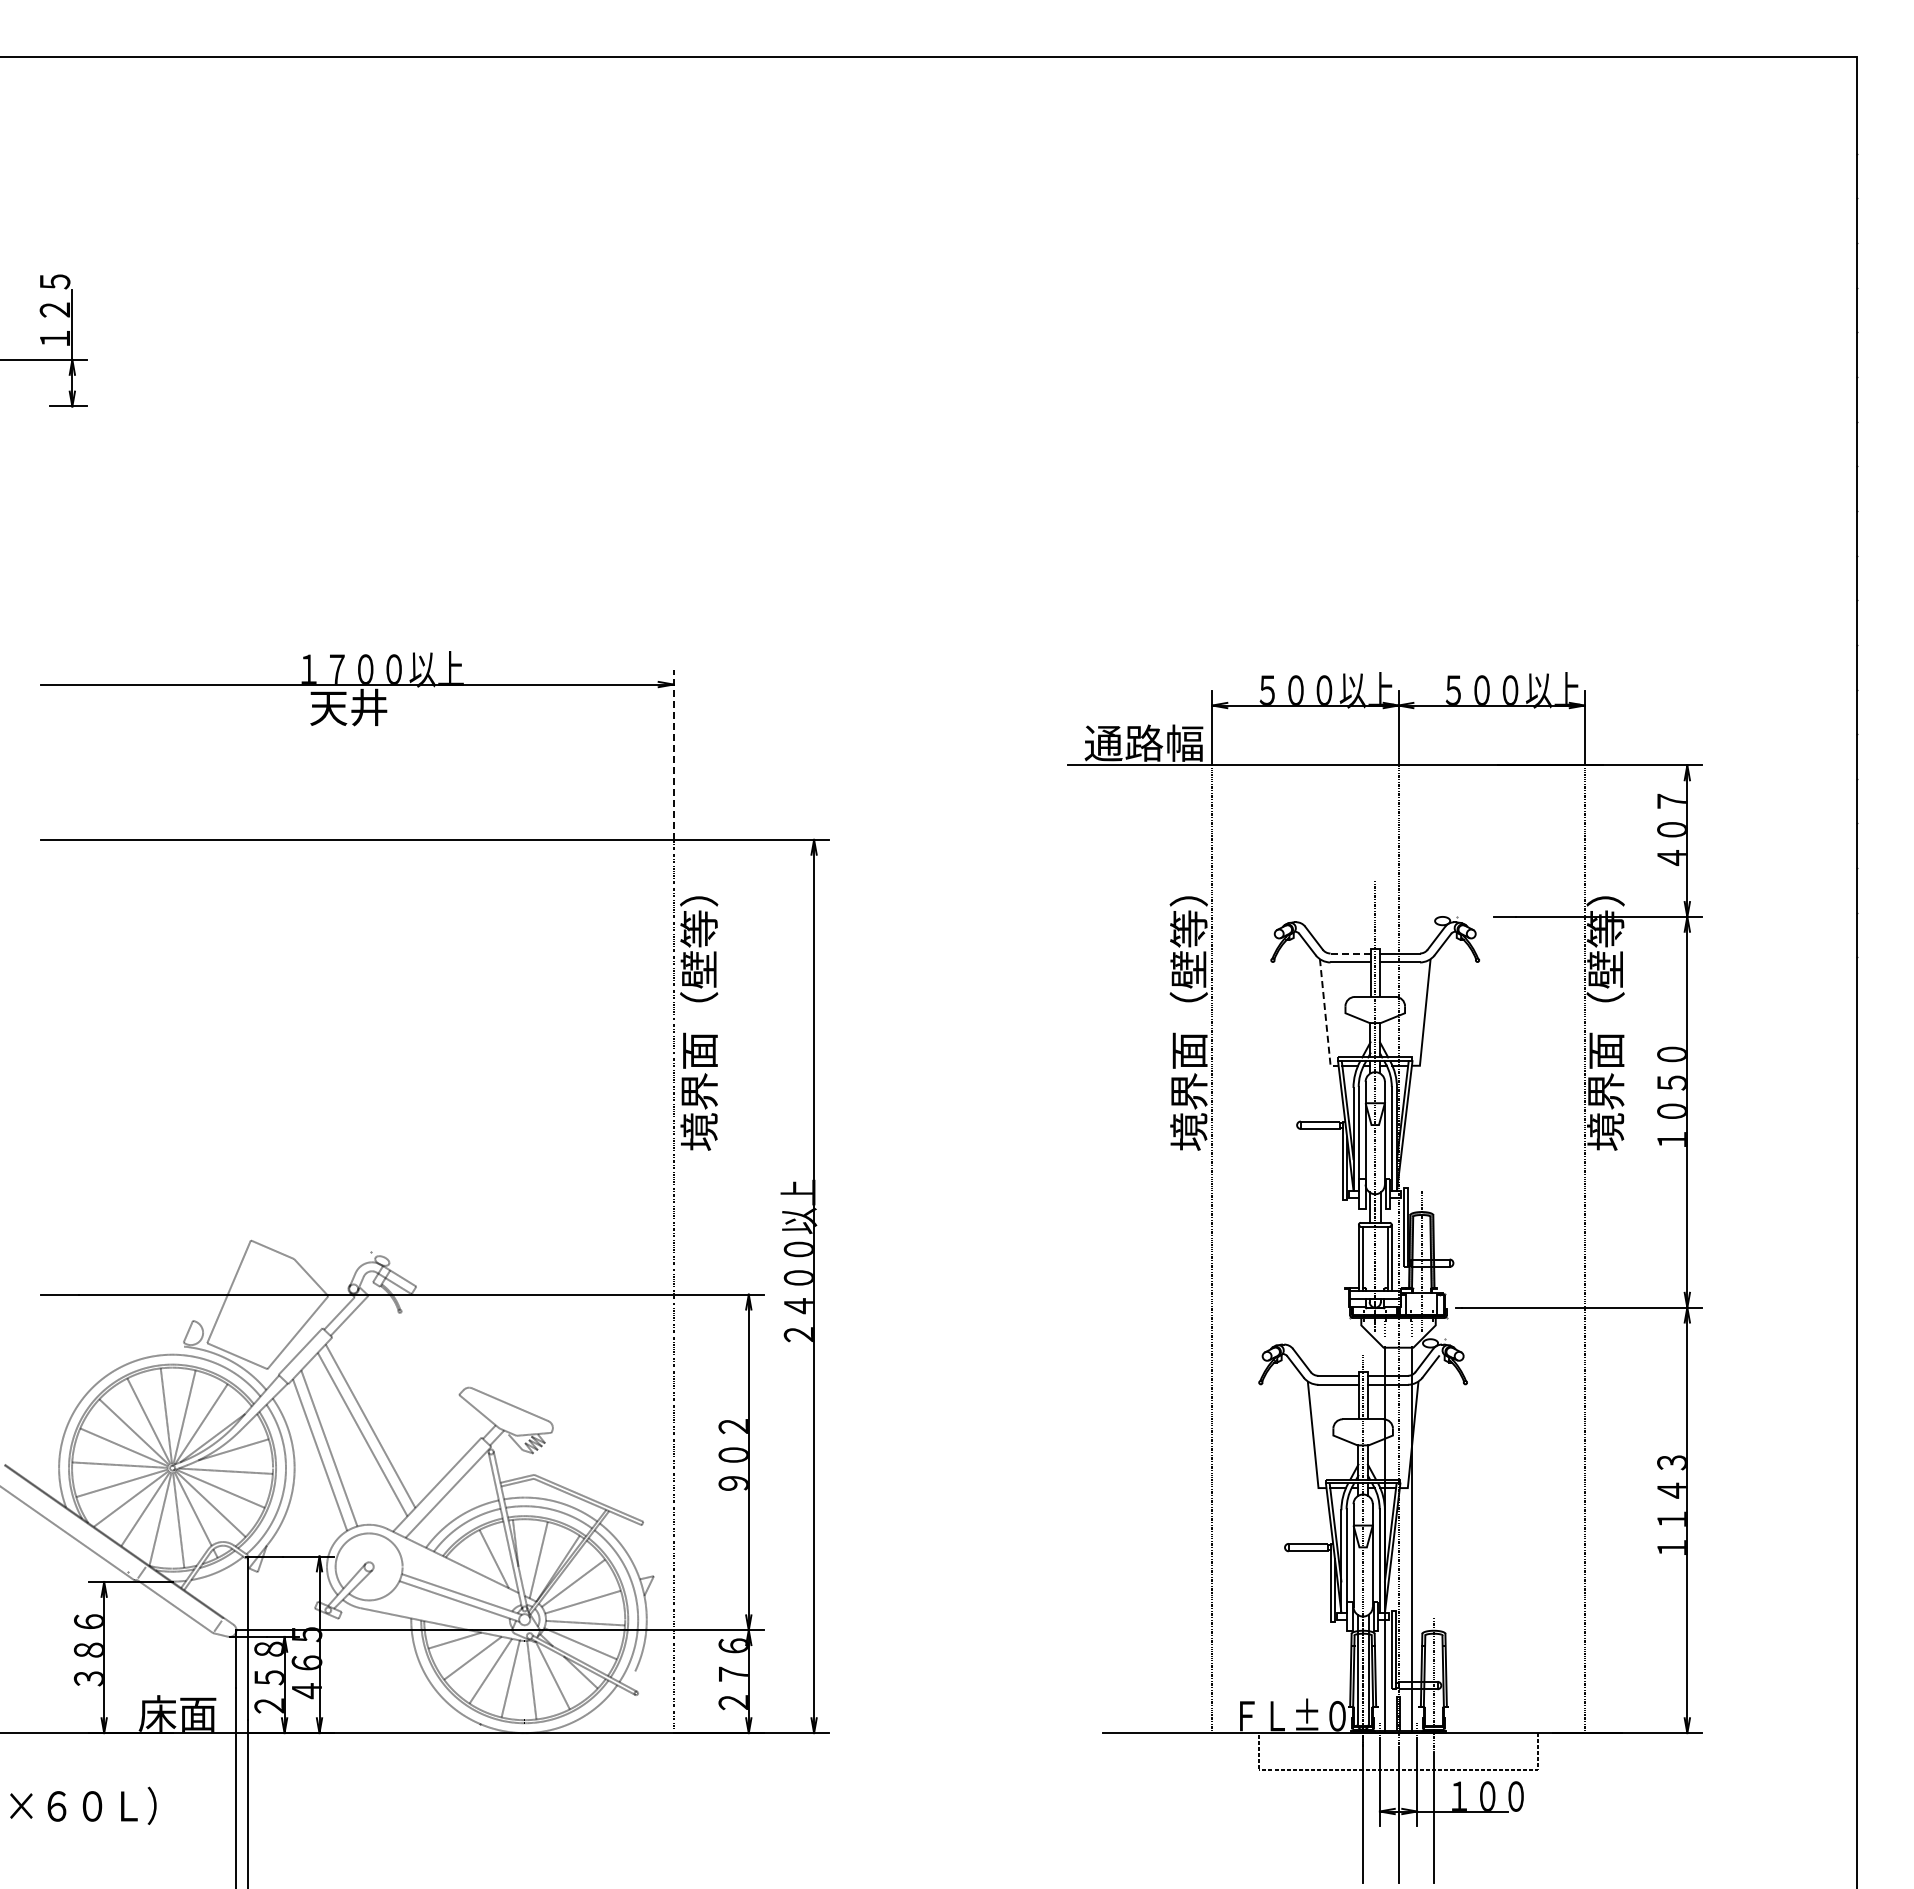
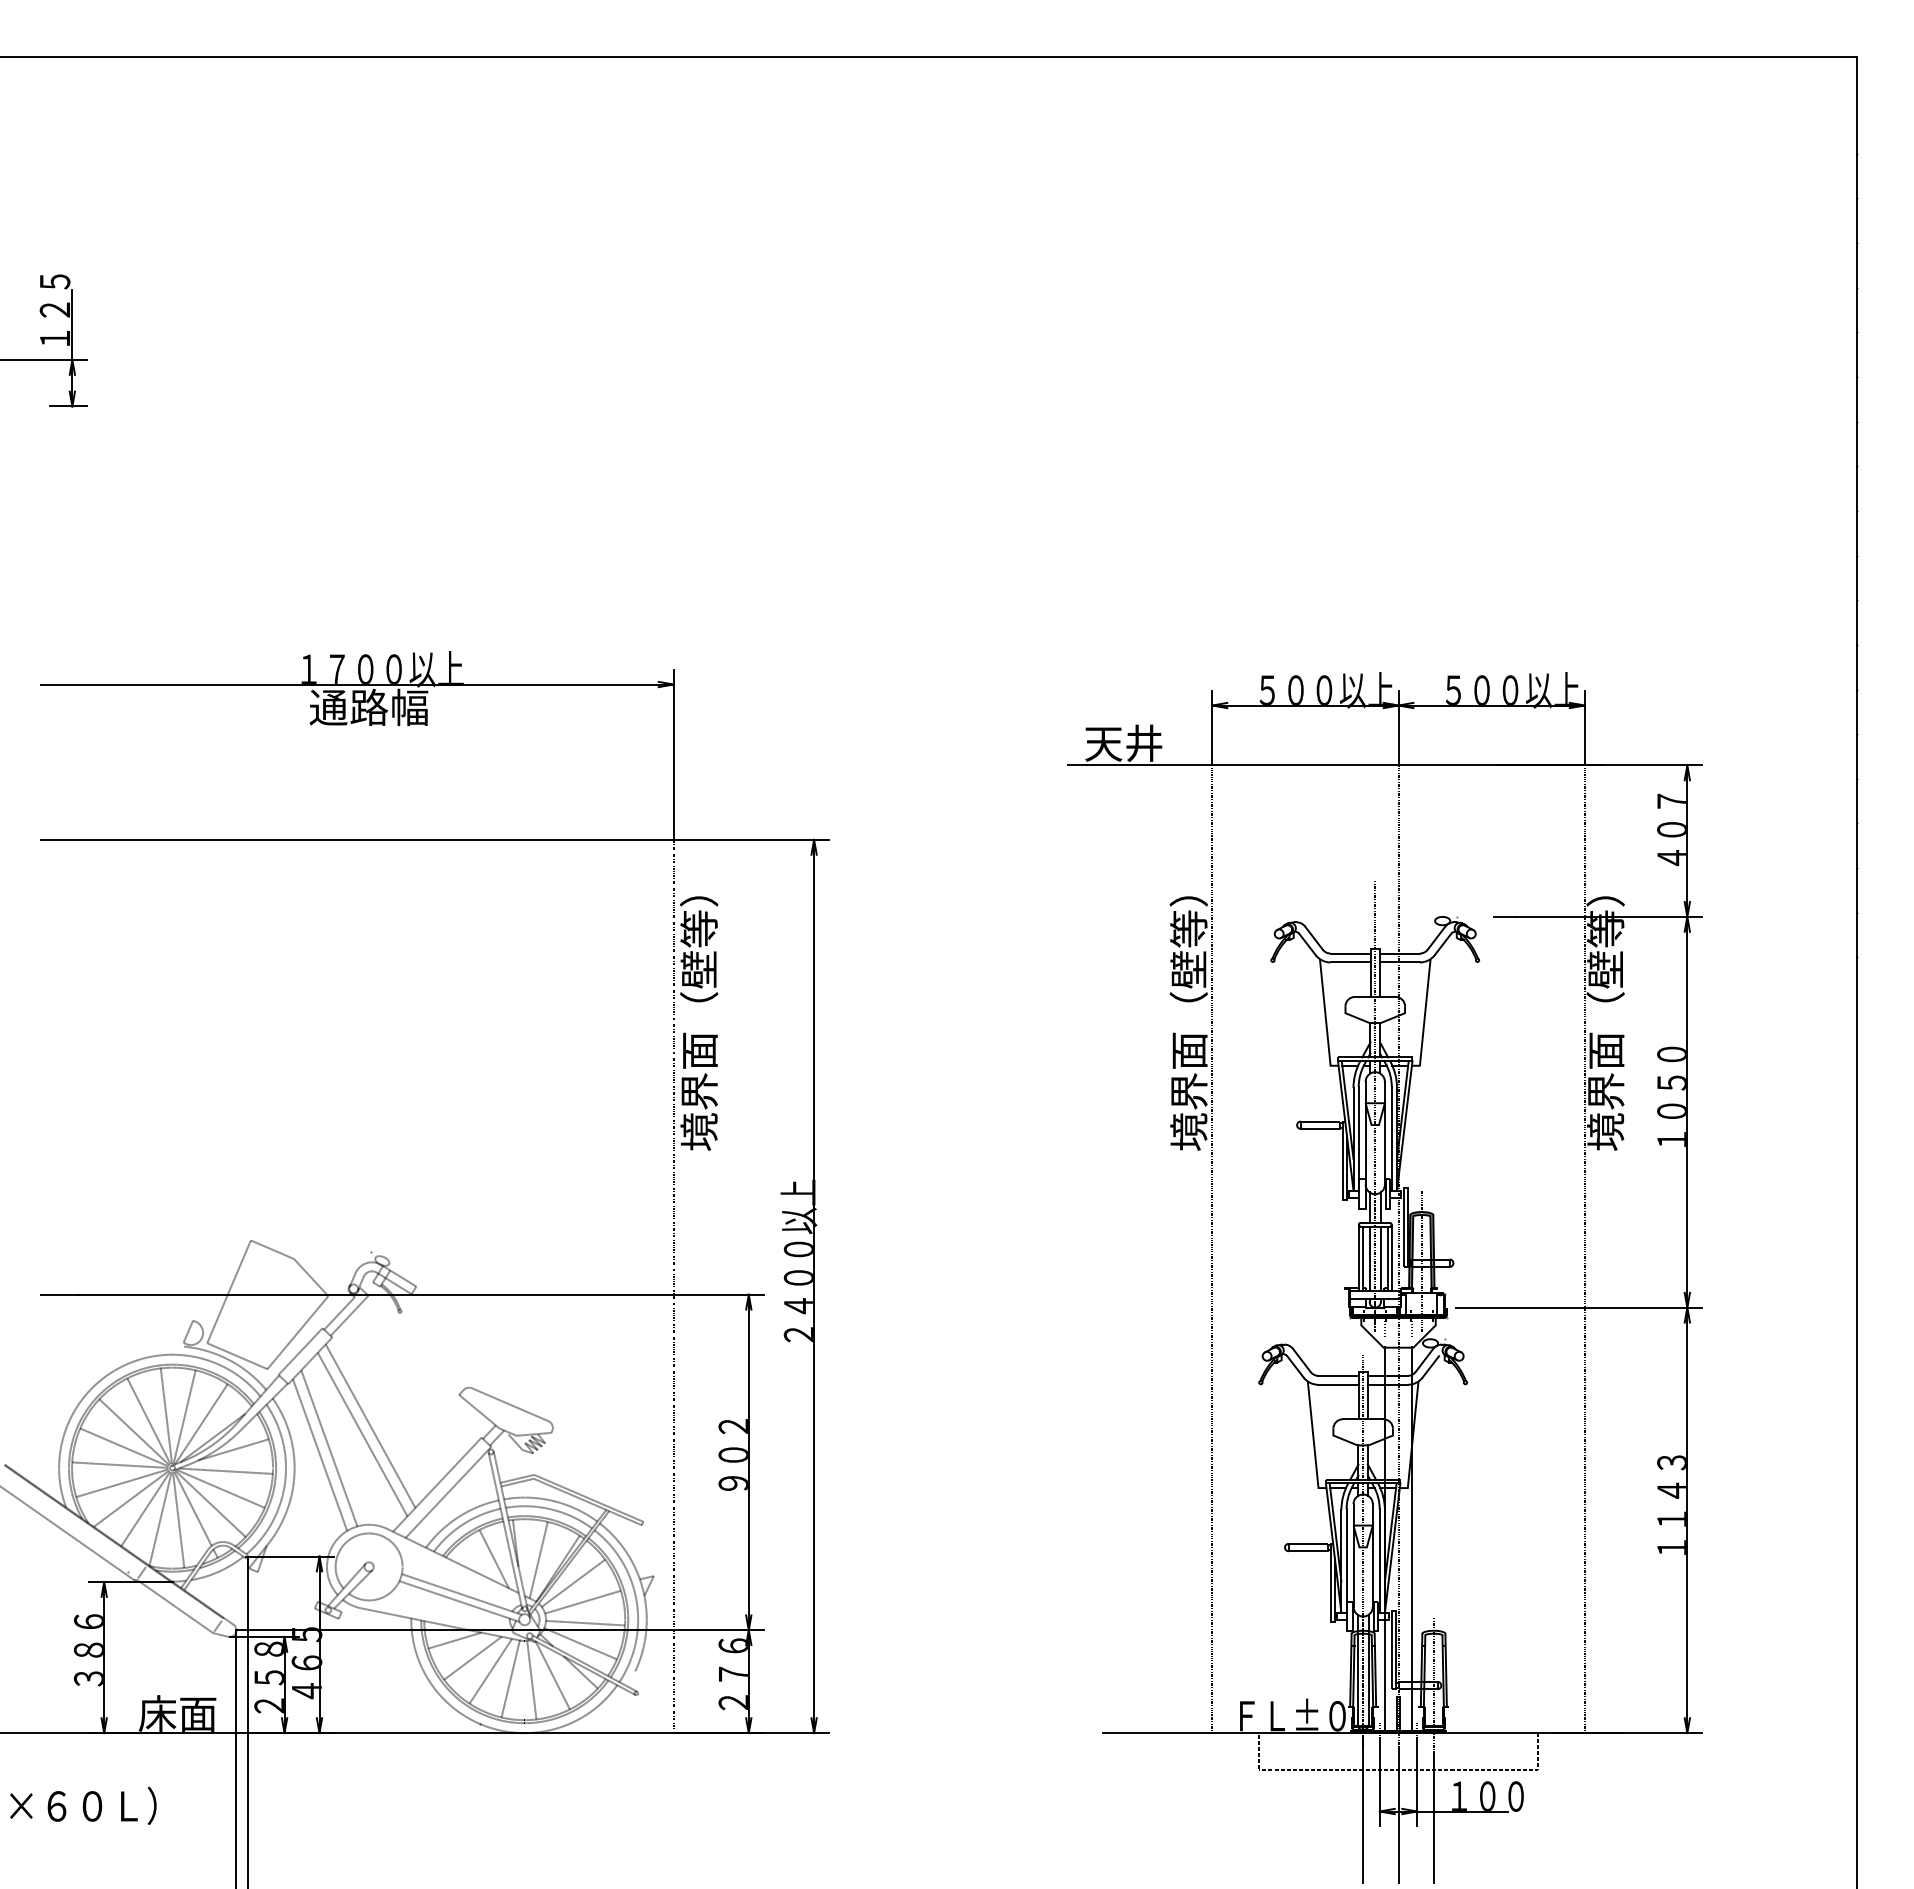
text: 天井 -> 通路幅 (368, 707)
text: 通路幅 -> 天井 (1143, 742)
line: dashed -> solid (673, 754)
line: dashed -> solid (1350, 953)
line: dashed -> solid (1325, 1017)
line: none -> present (1369, 1258)
line: none -> present (1380, 1258)
